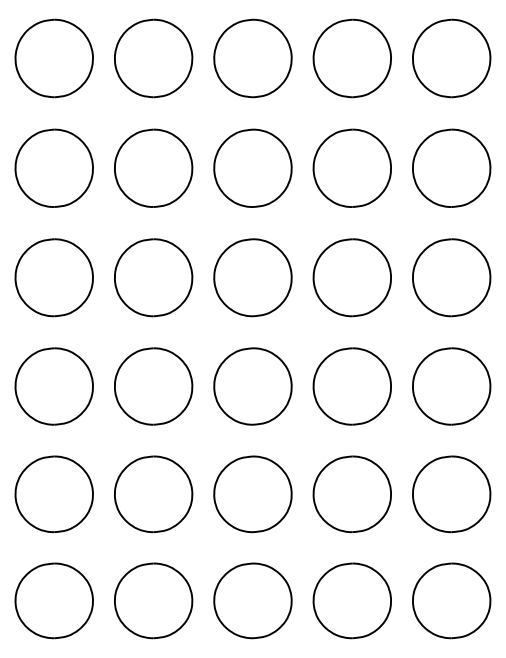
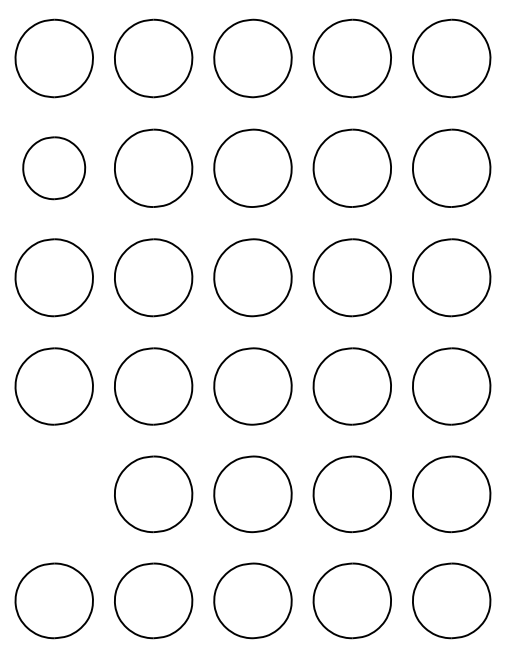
part size: 80x80 px -> 65x65 px (54, 168)
part: present -> none (53, 494)
